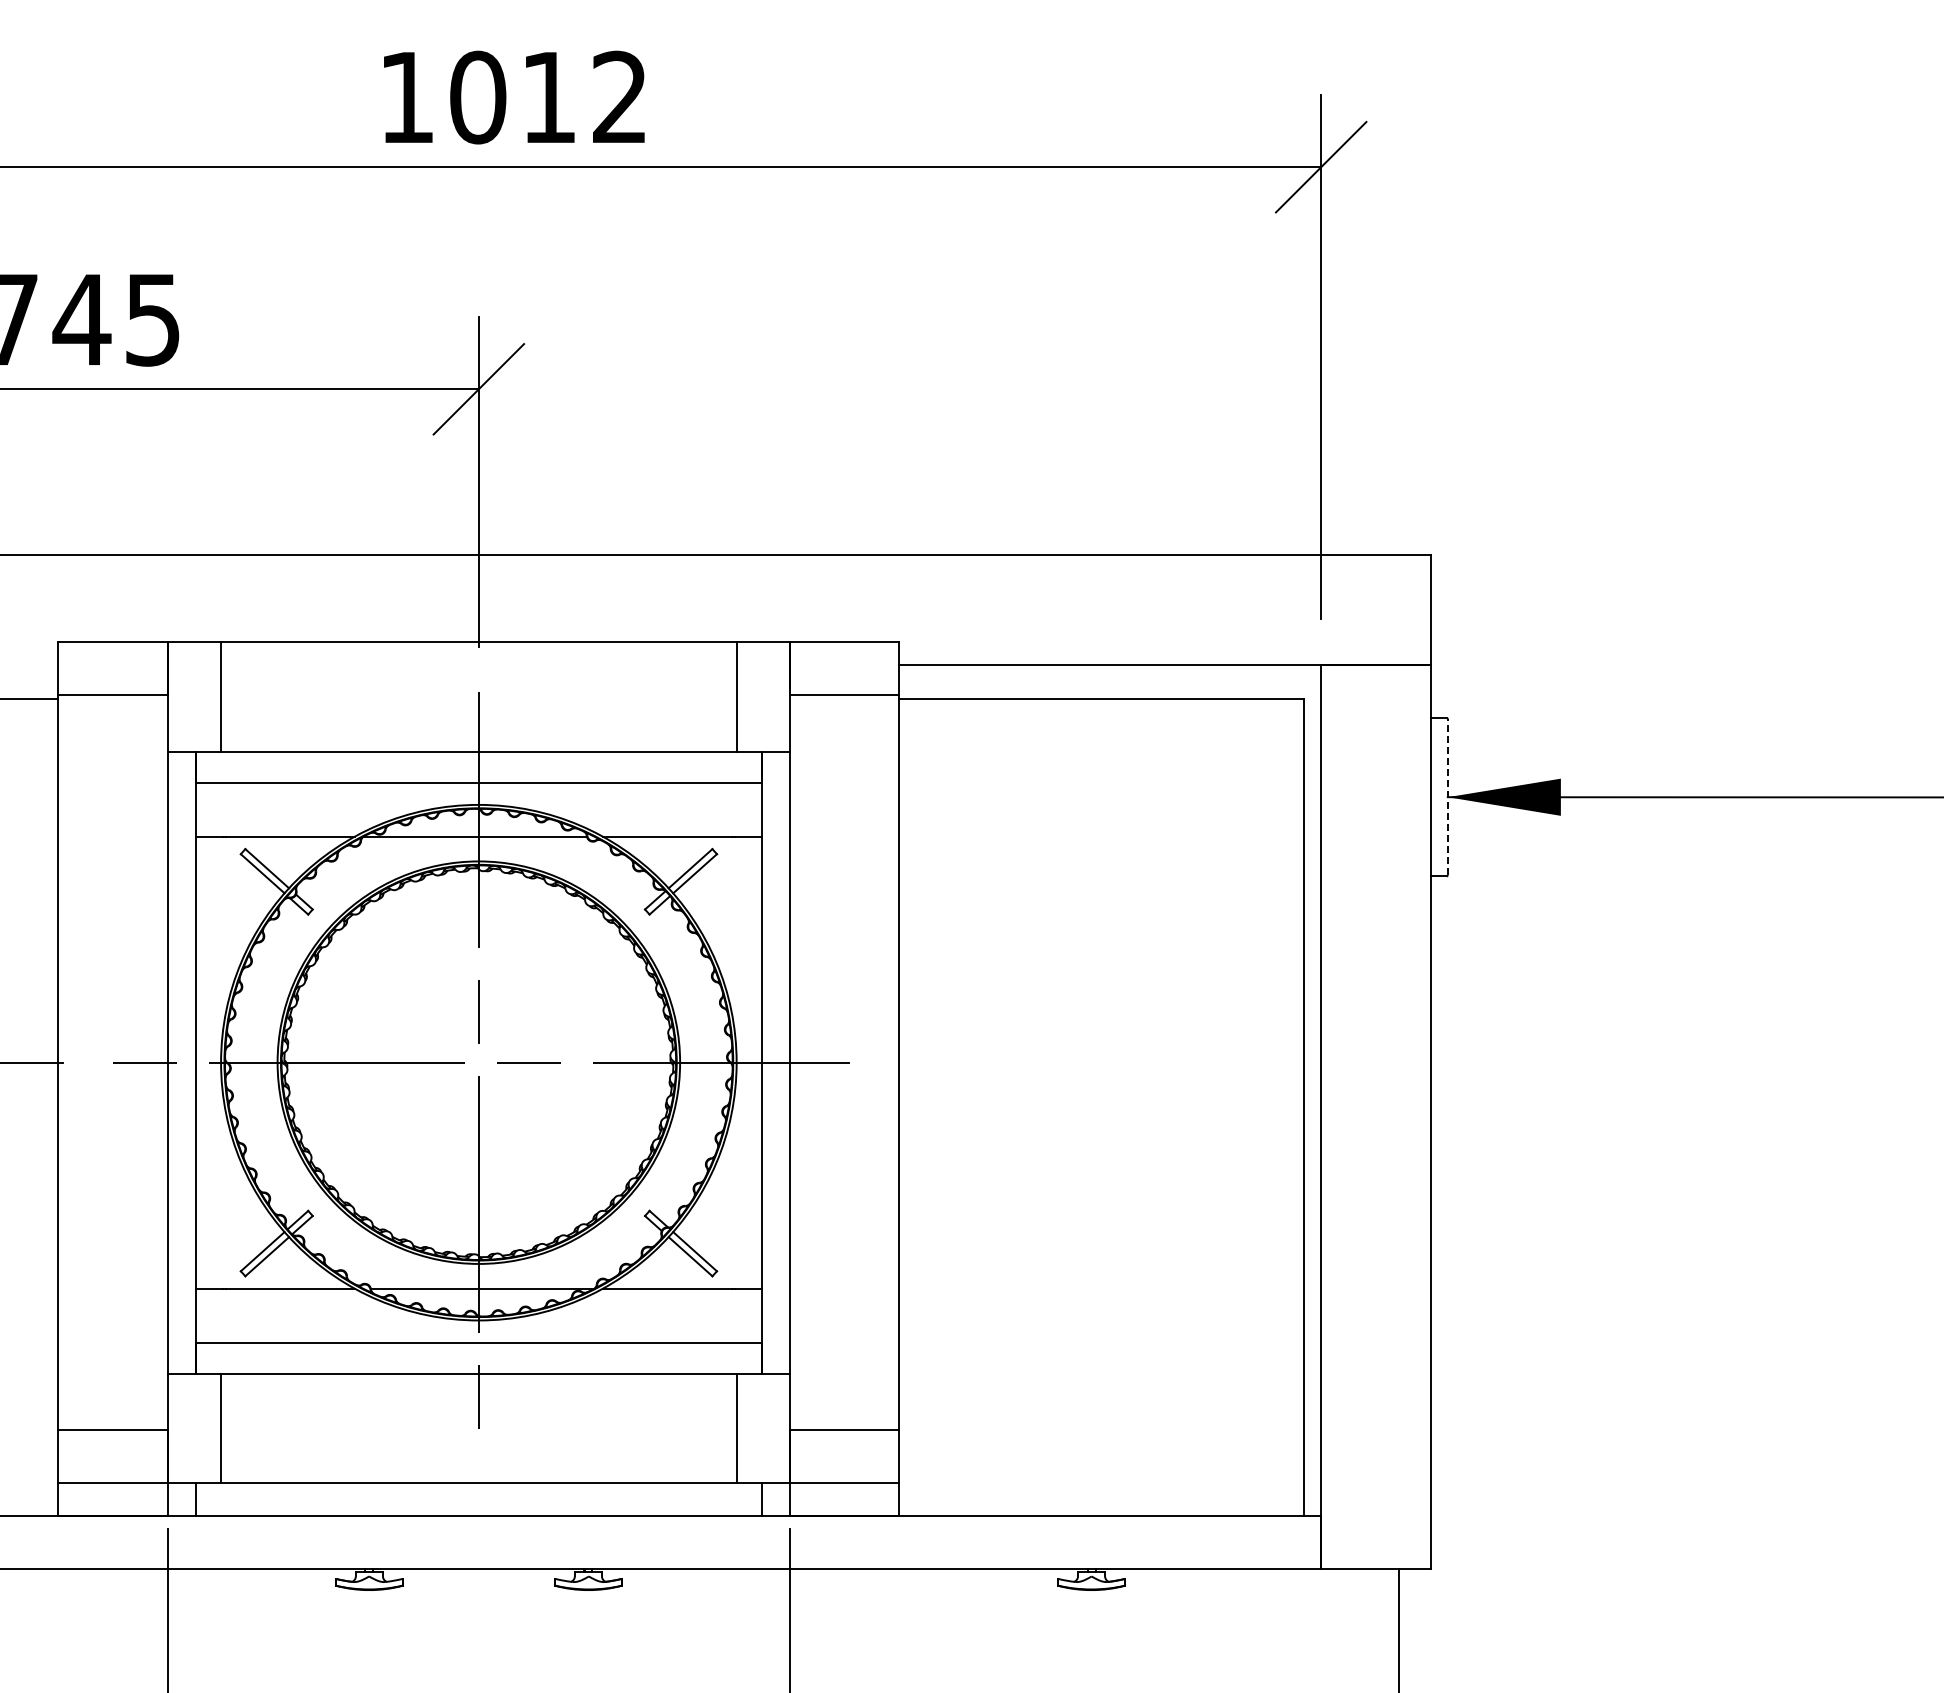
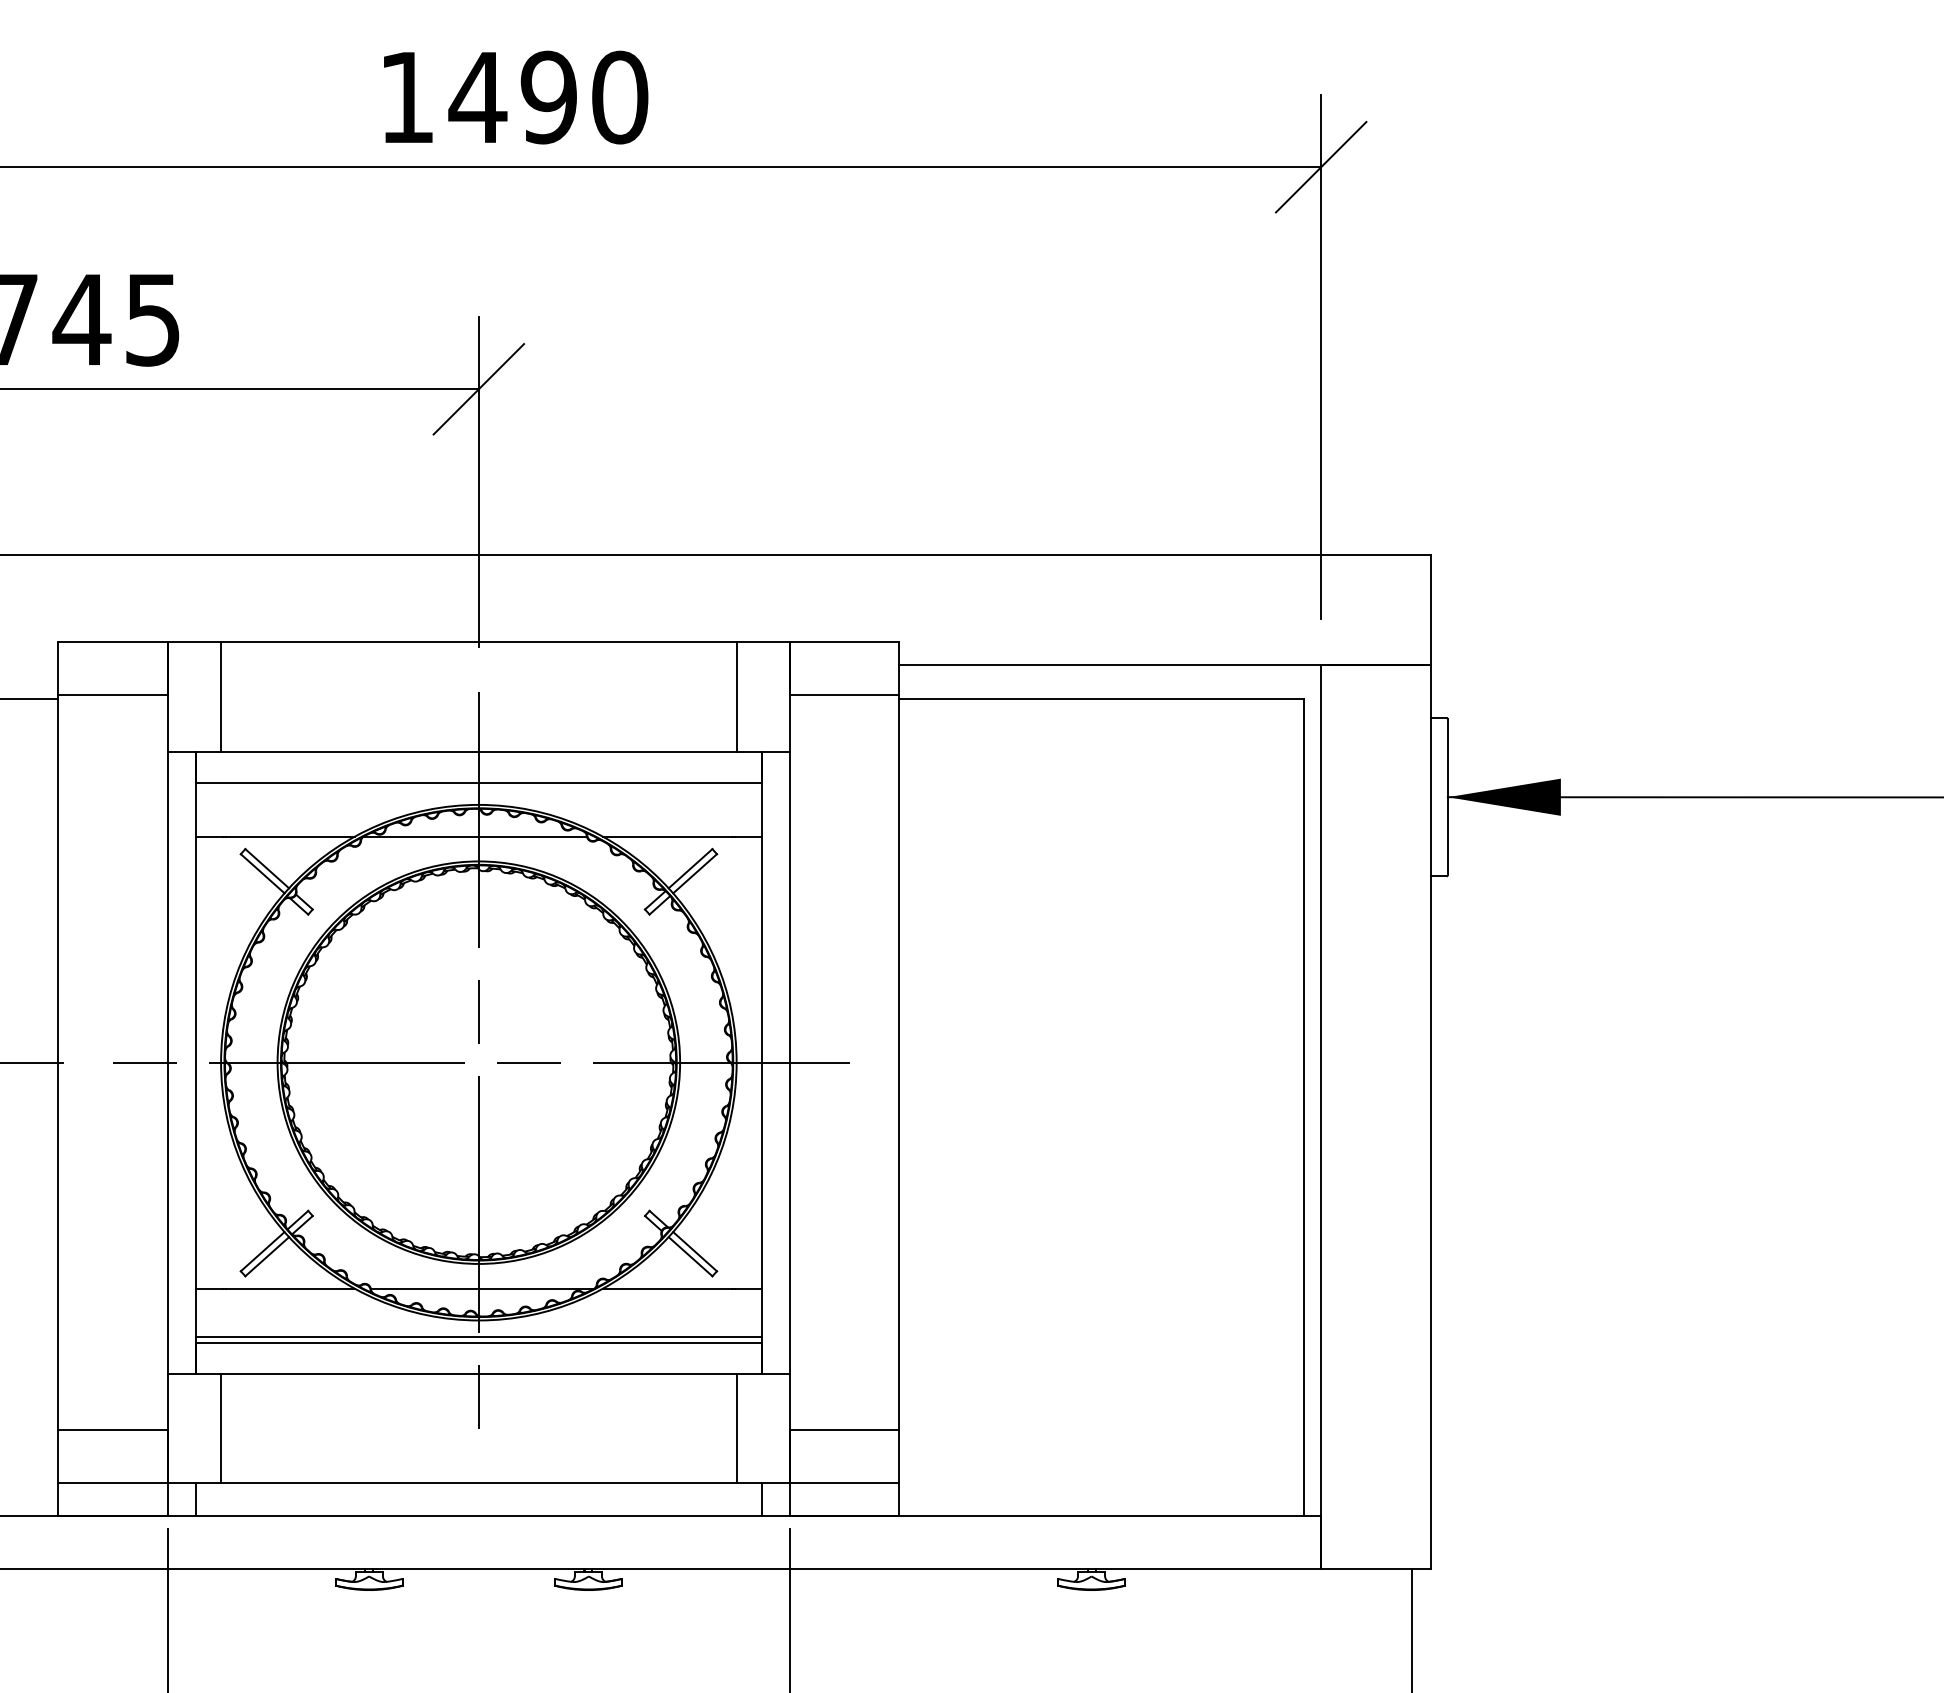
text: 1012 -> 1490 (548, 97)
line: dashed -> solid (1447, 796)
line: none -> present (478, 1337)
line position: (1398, 1629) -> (1411, 1629) (1411, 1629)
